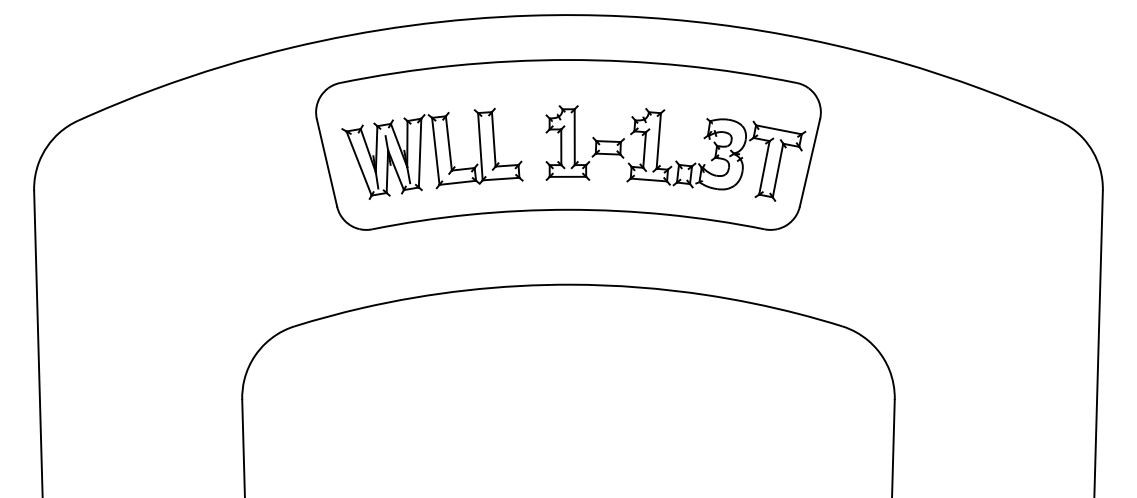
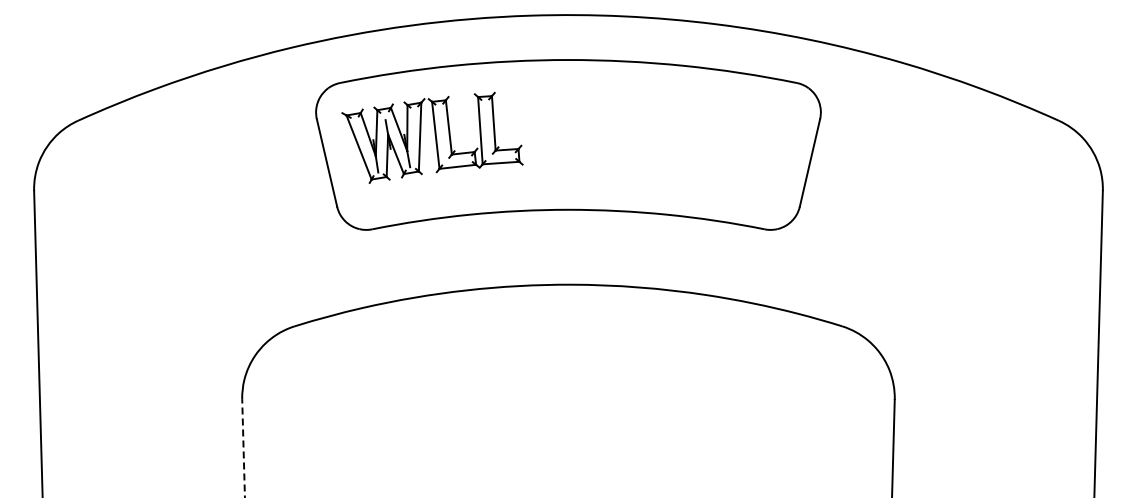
part position: (432, 153) -> (432, 137) (432, 137)
part: present -> none (676, 160)
line: solid -> dashed (243, 448)
